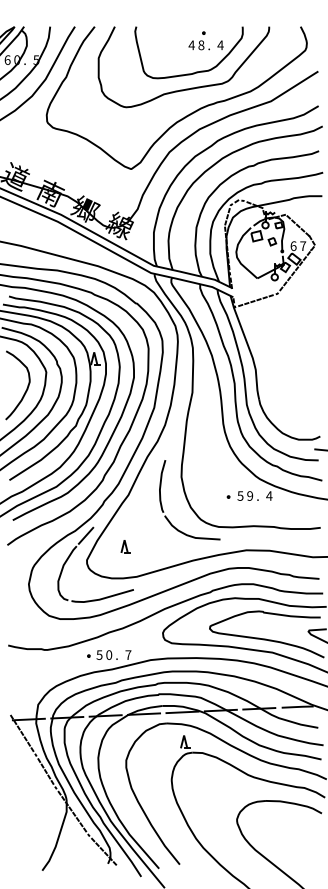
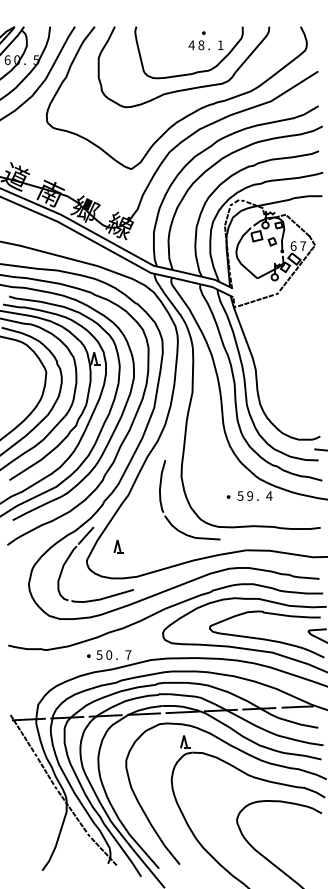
text: 4 -> 1 (220, 45)
curve: present -> none (25, 390)
part position: (125, 546) -> (118, 546) (118, 546)
